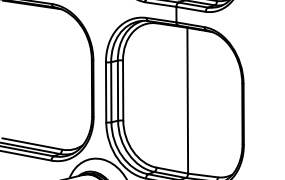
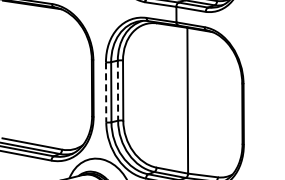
line: solid -> dashed (117, 91)
line: solid -> dashed (106, 92)
